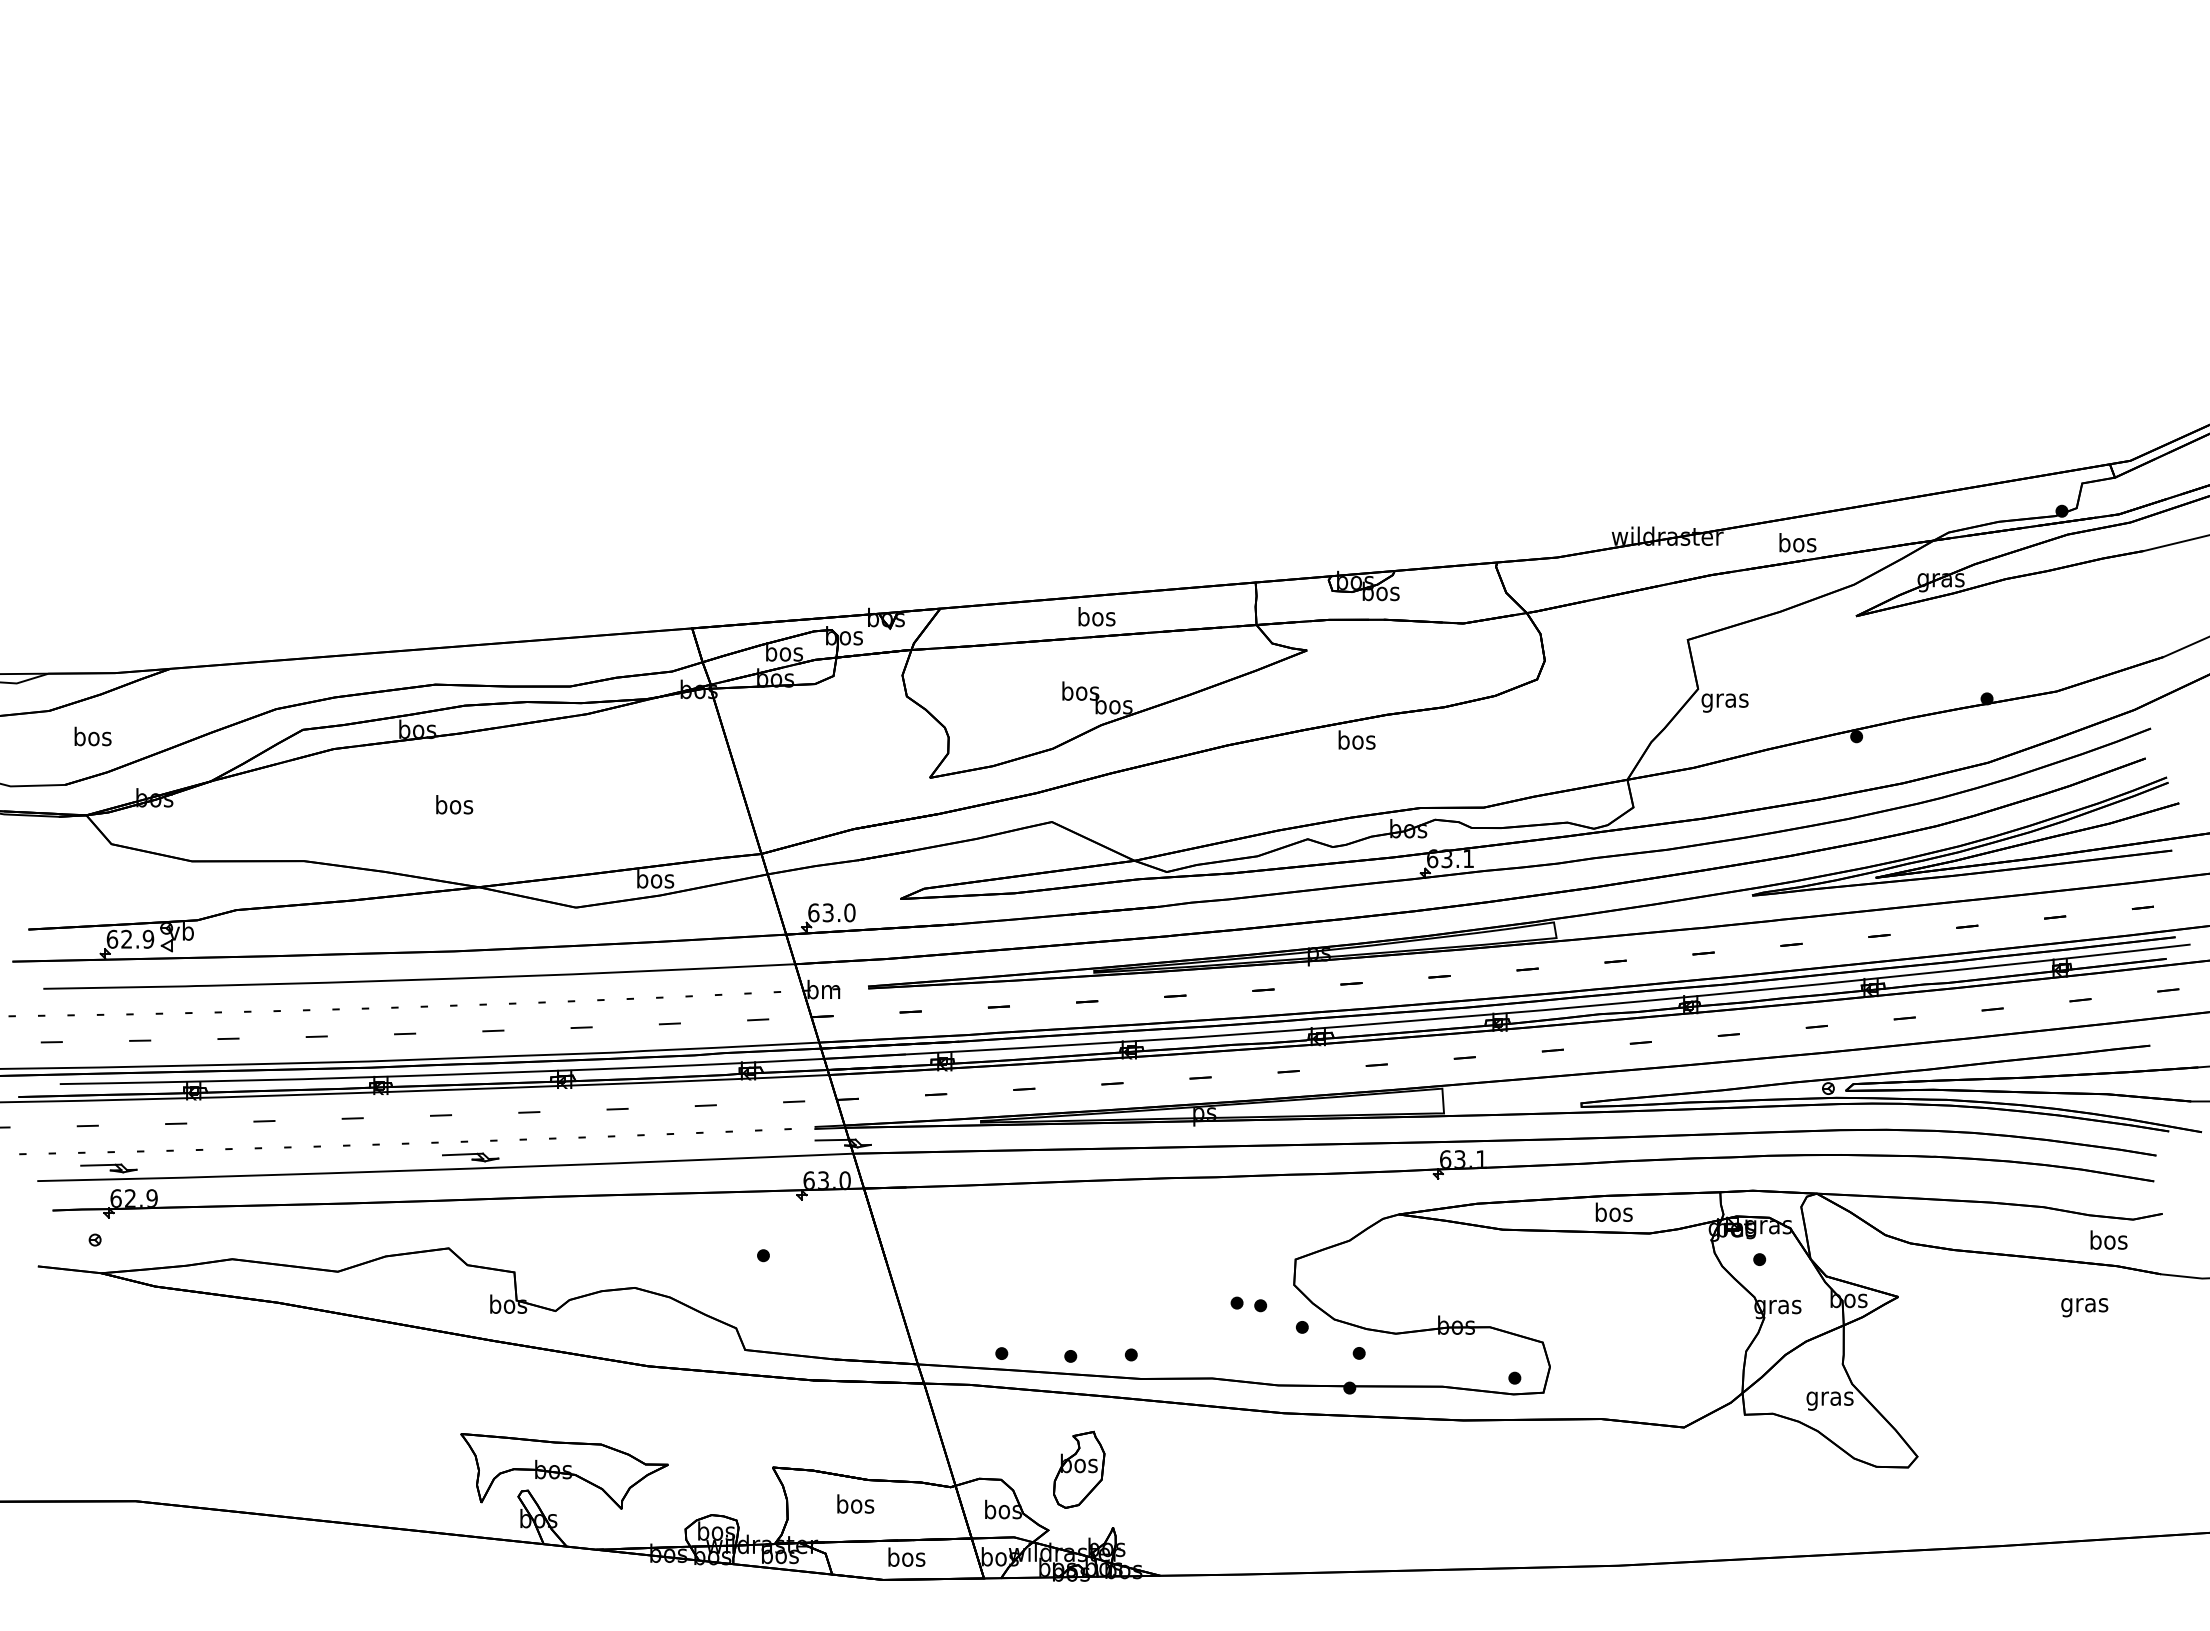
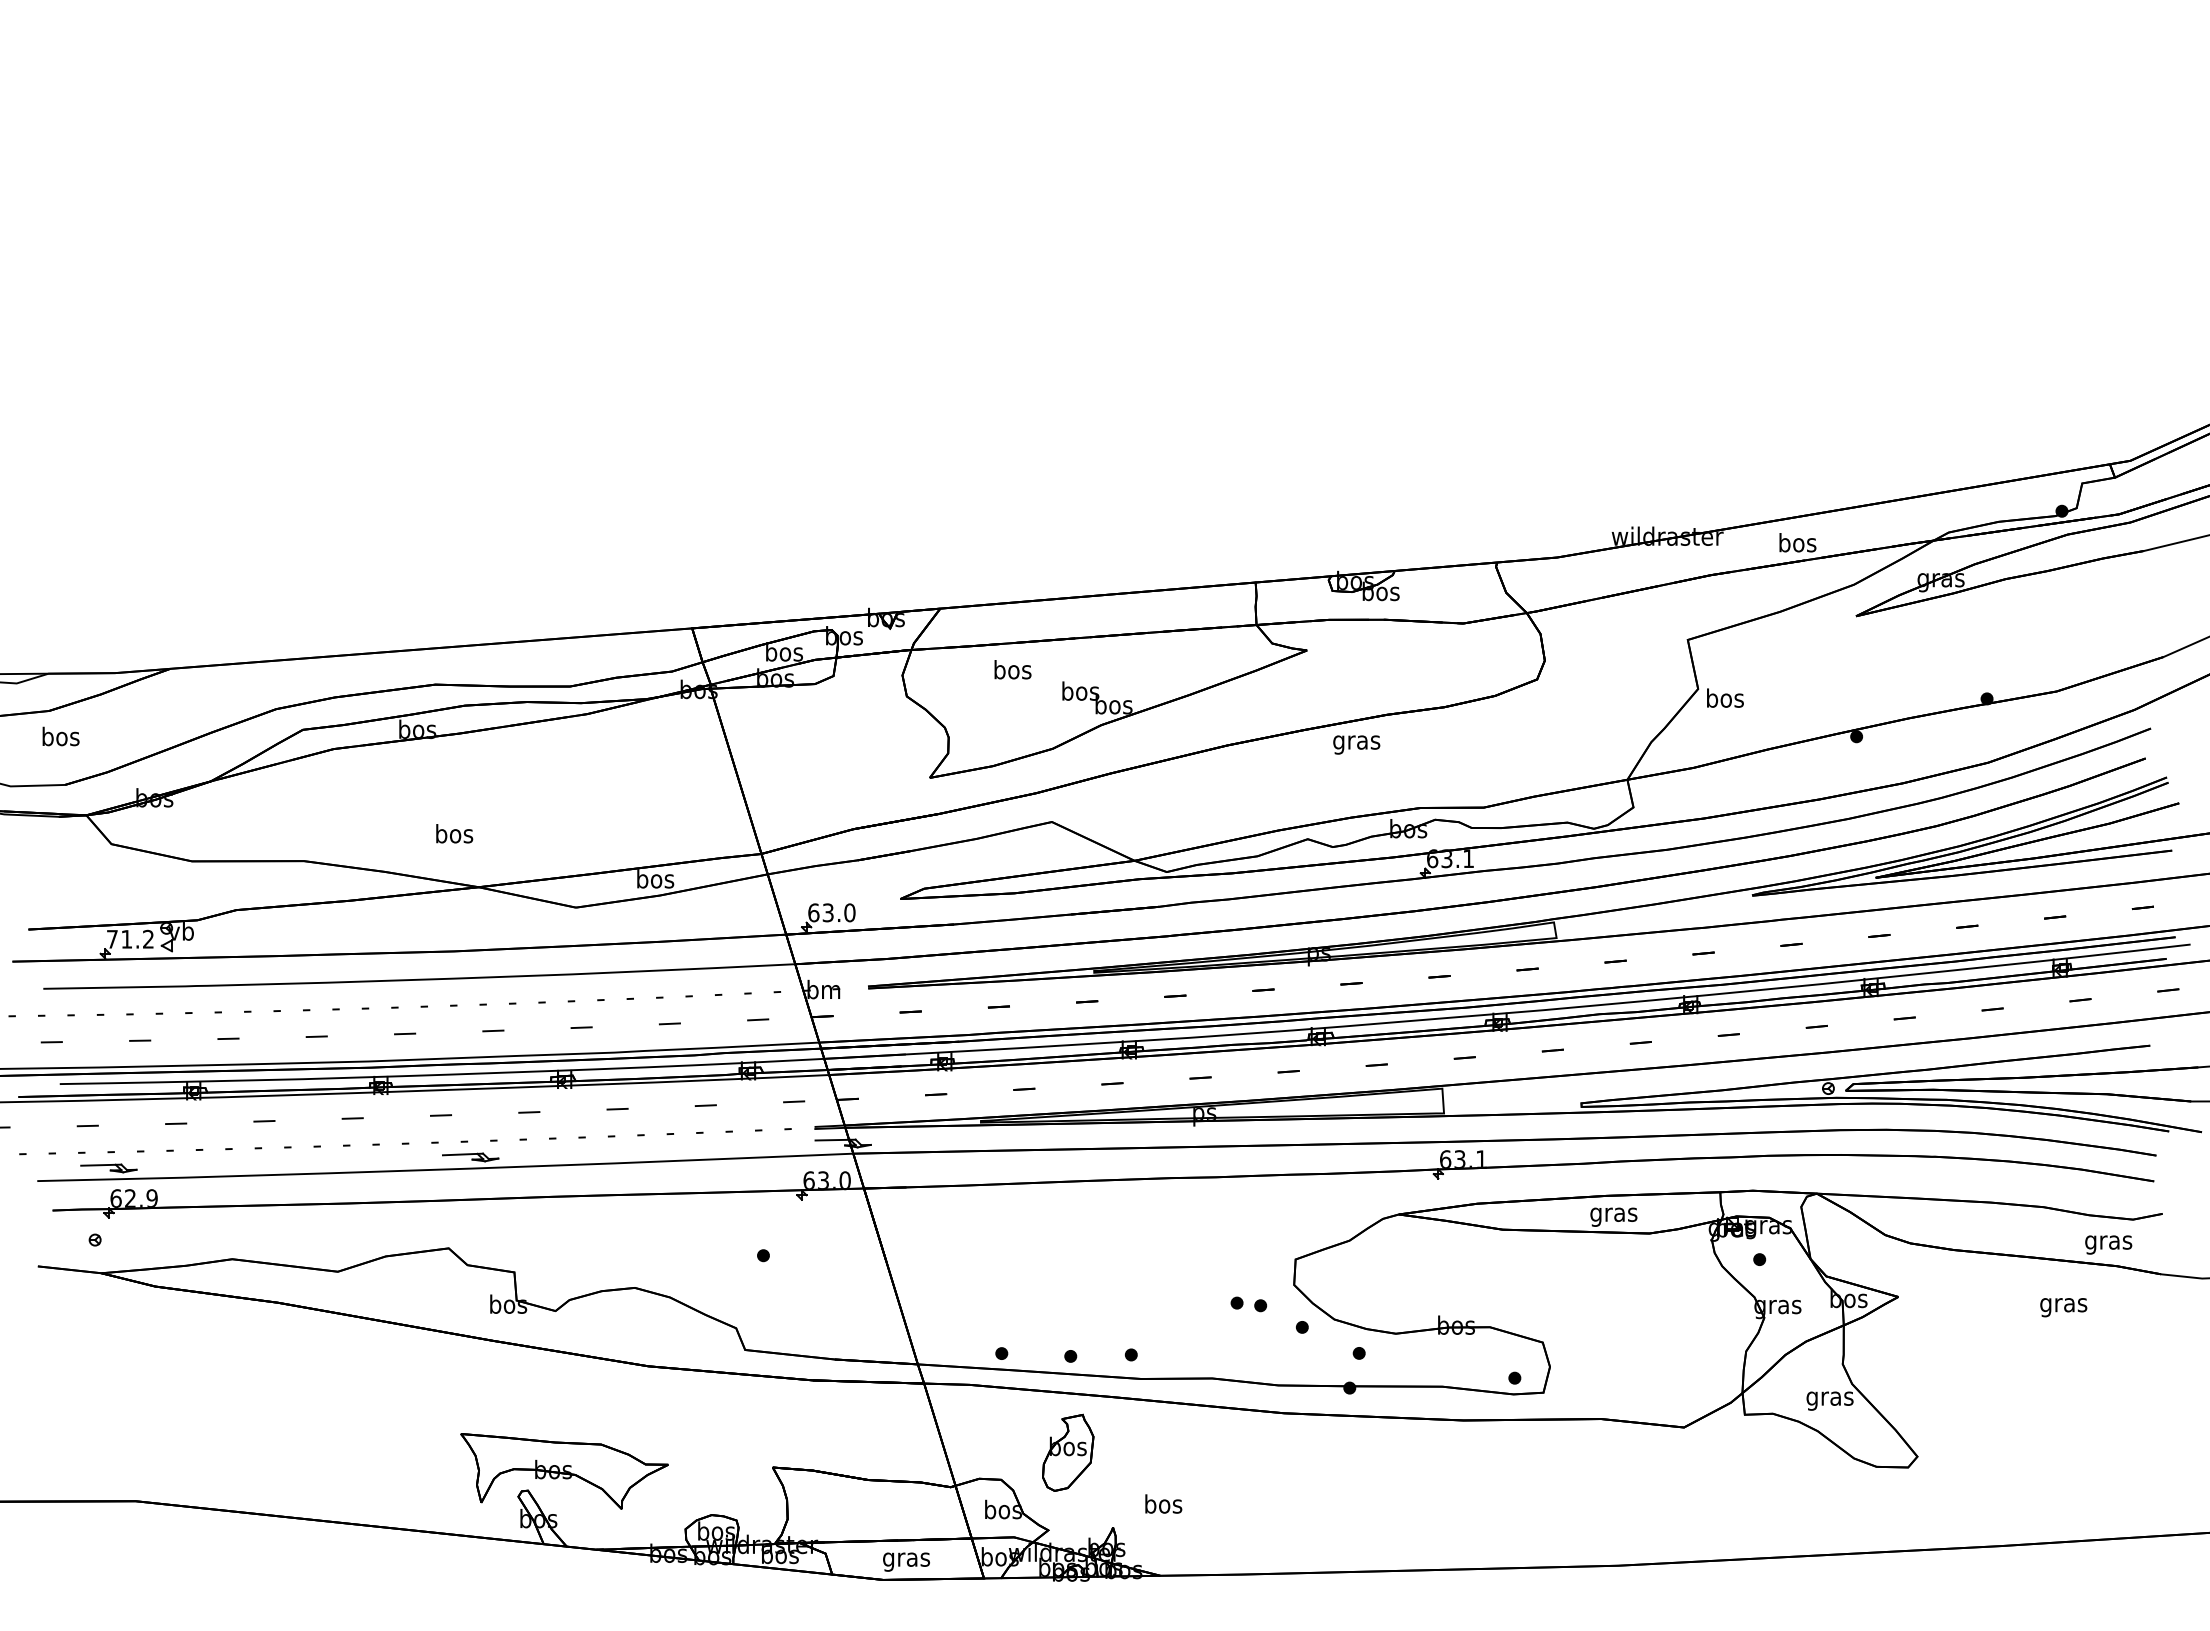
text position: (1096, 616) -> (1012, 669) (1012, 669)
text: gras -> bos (1724, 700)
text position: (92, 736) -> (60, 736) (60, 736)
text: bos -> gras (1356, 742)
text position: (454, 804) -> (454, 833) (454, 833)
text: 62.9 -> 71.2 (130, 938)
text: bos -> gras (1613, 1214)
text: bos -> gras (2108, 1242)
text position: (2084, 1307) -> (2063, 1307) (2063, 1307)
part position: (1079, 1469) -> (1068, 1452) (1068, 1452)
text position: (855, 1503) -> (1163, 1503) (1163, 1503)
text: bos -> gras (906, 1559)
